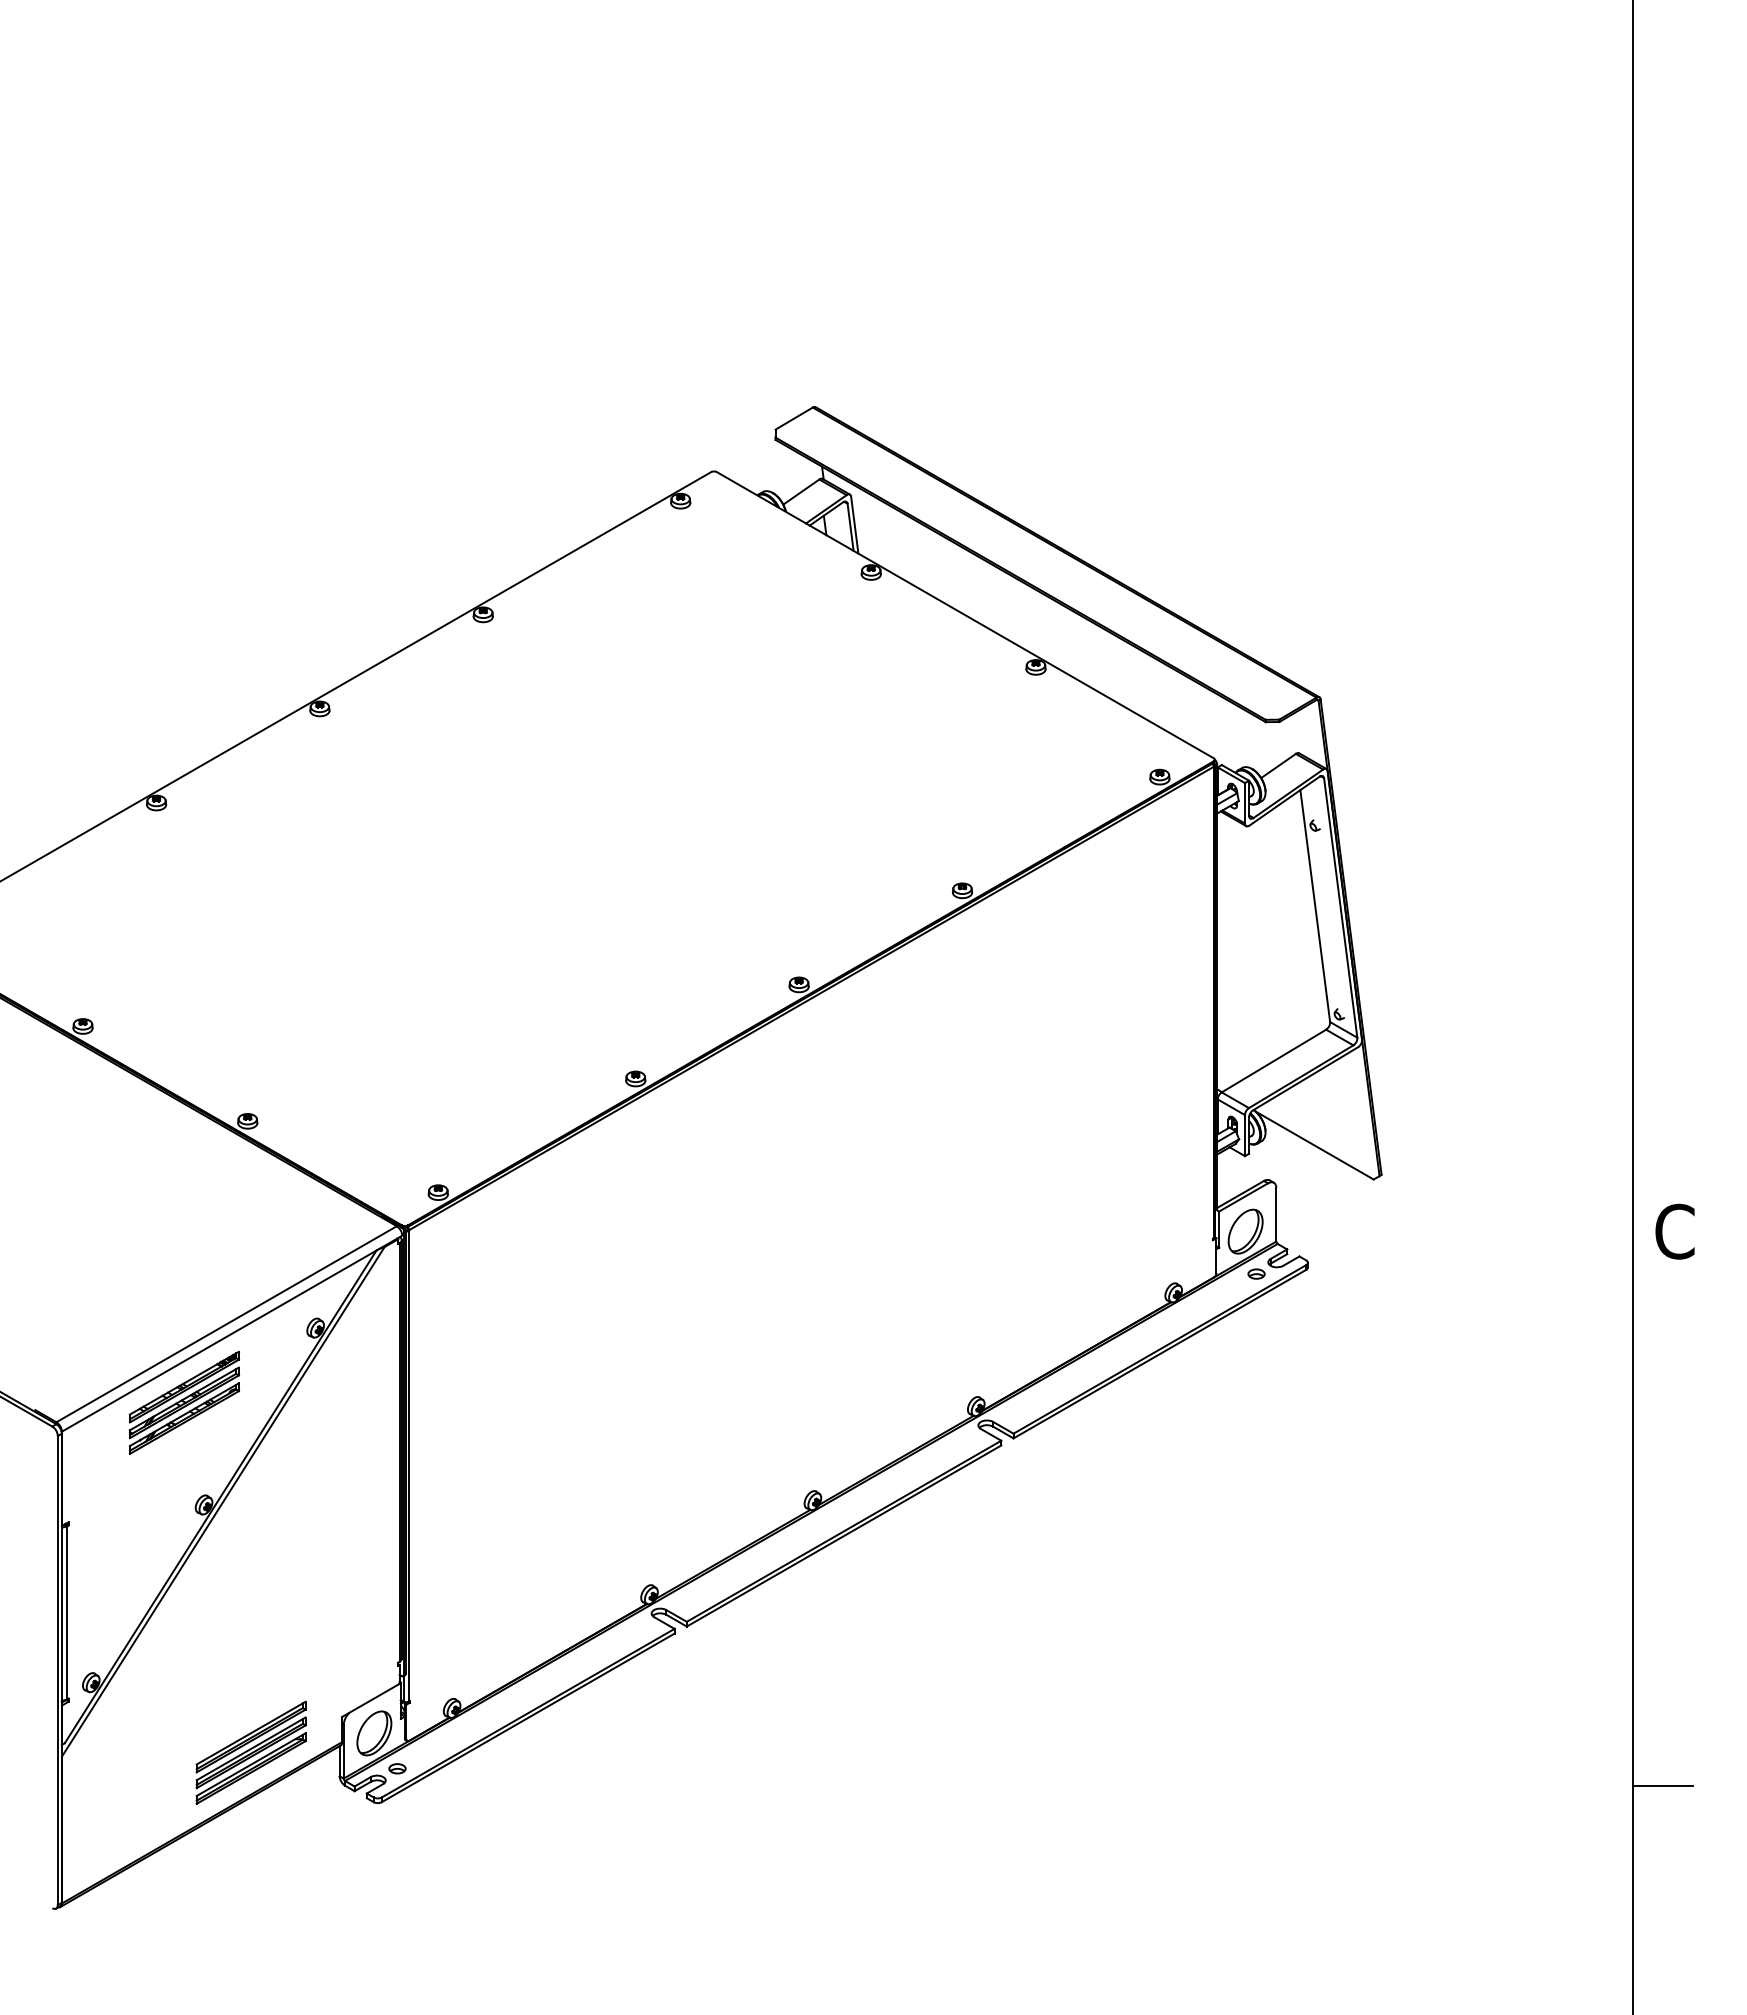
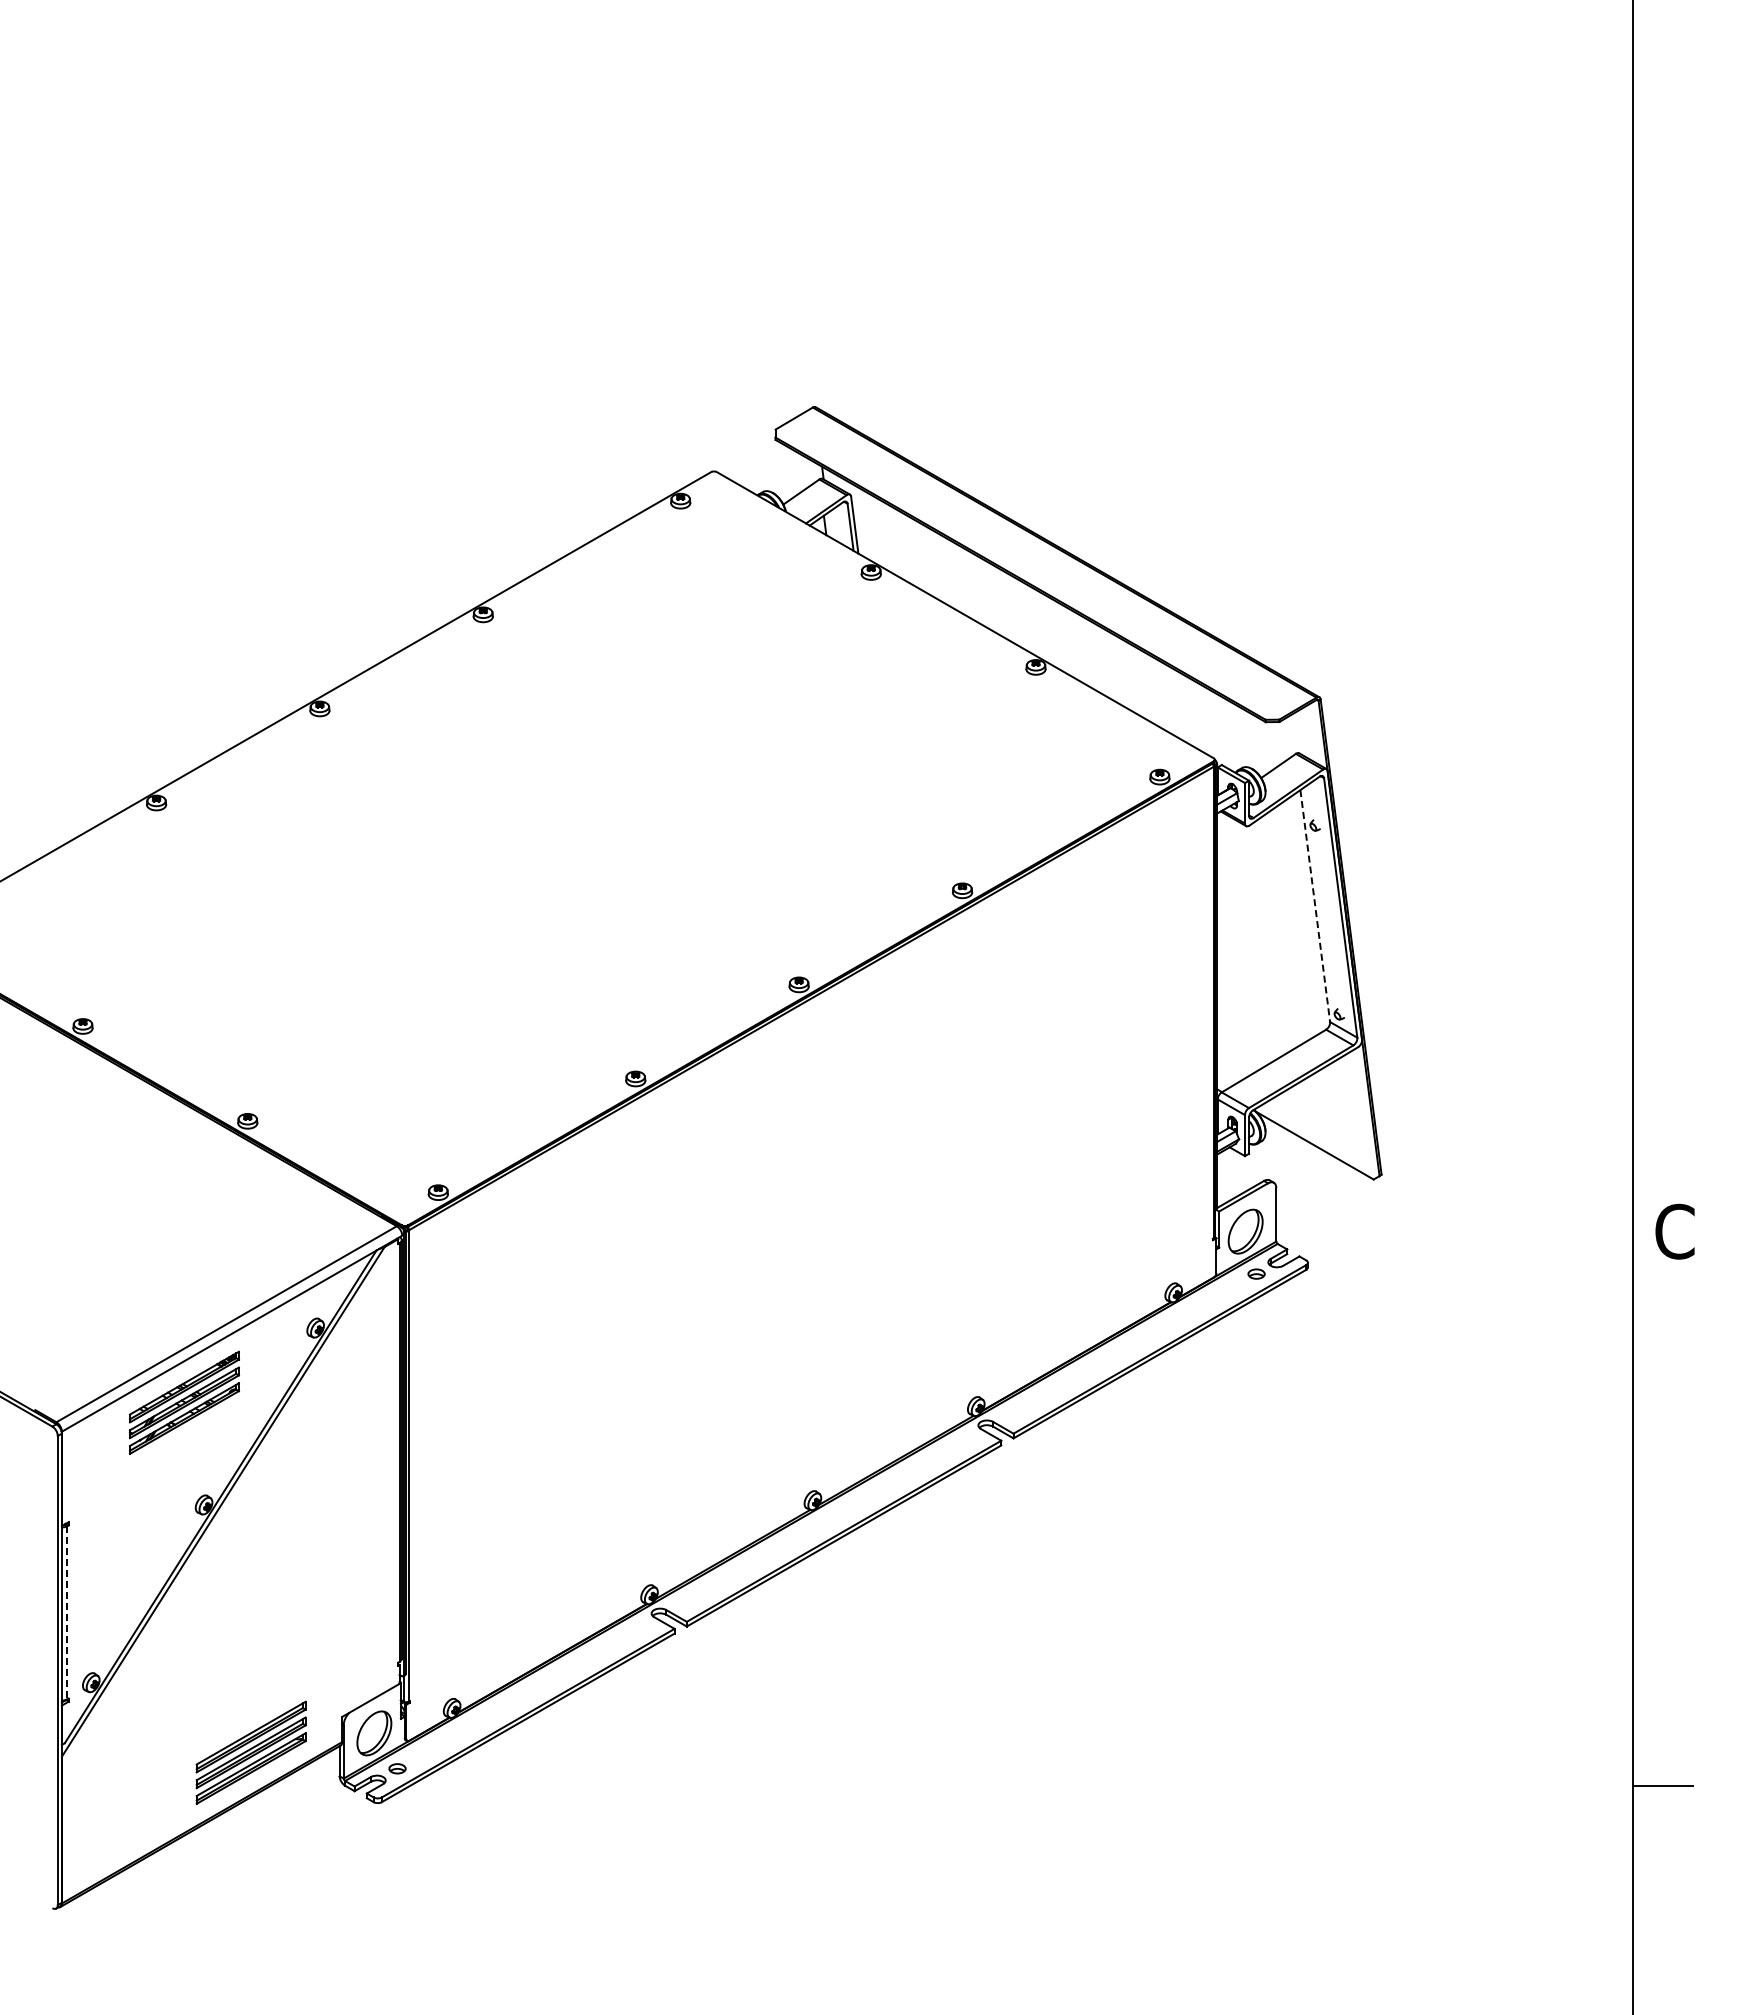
line: solid -> dashed (1315, 906)
line: solid -> dashed (67, 1612)
